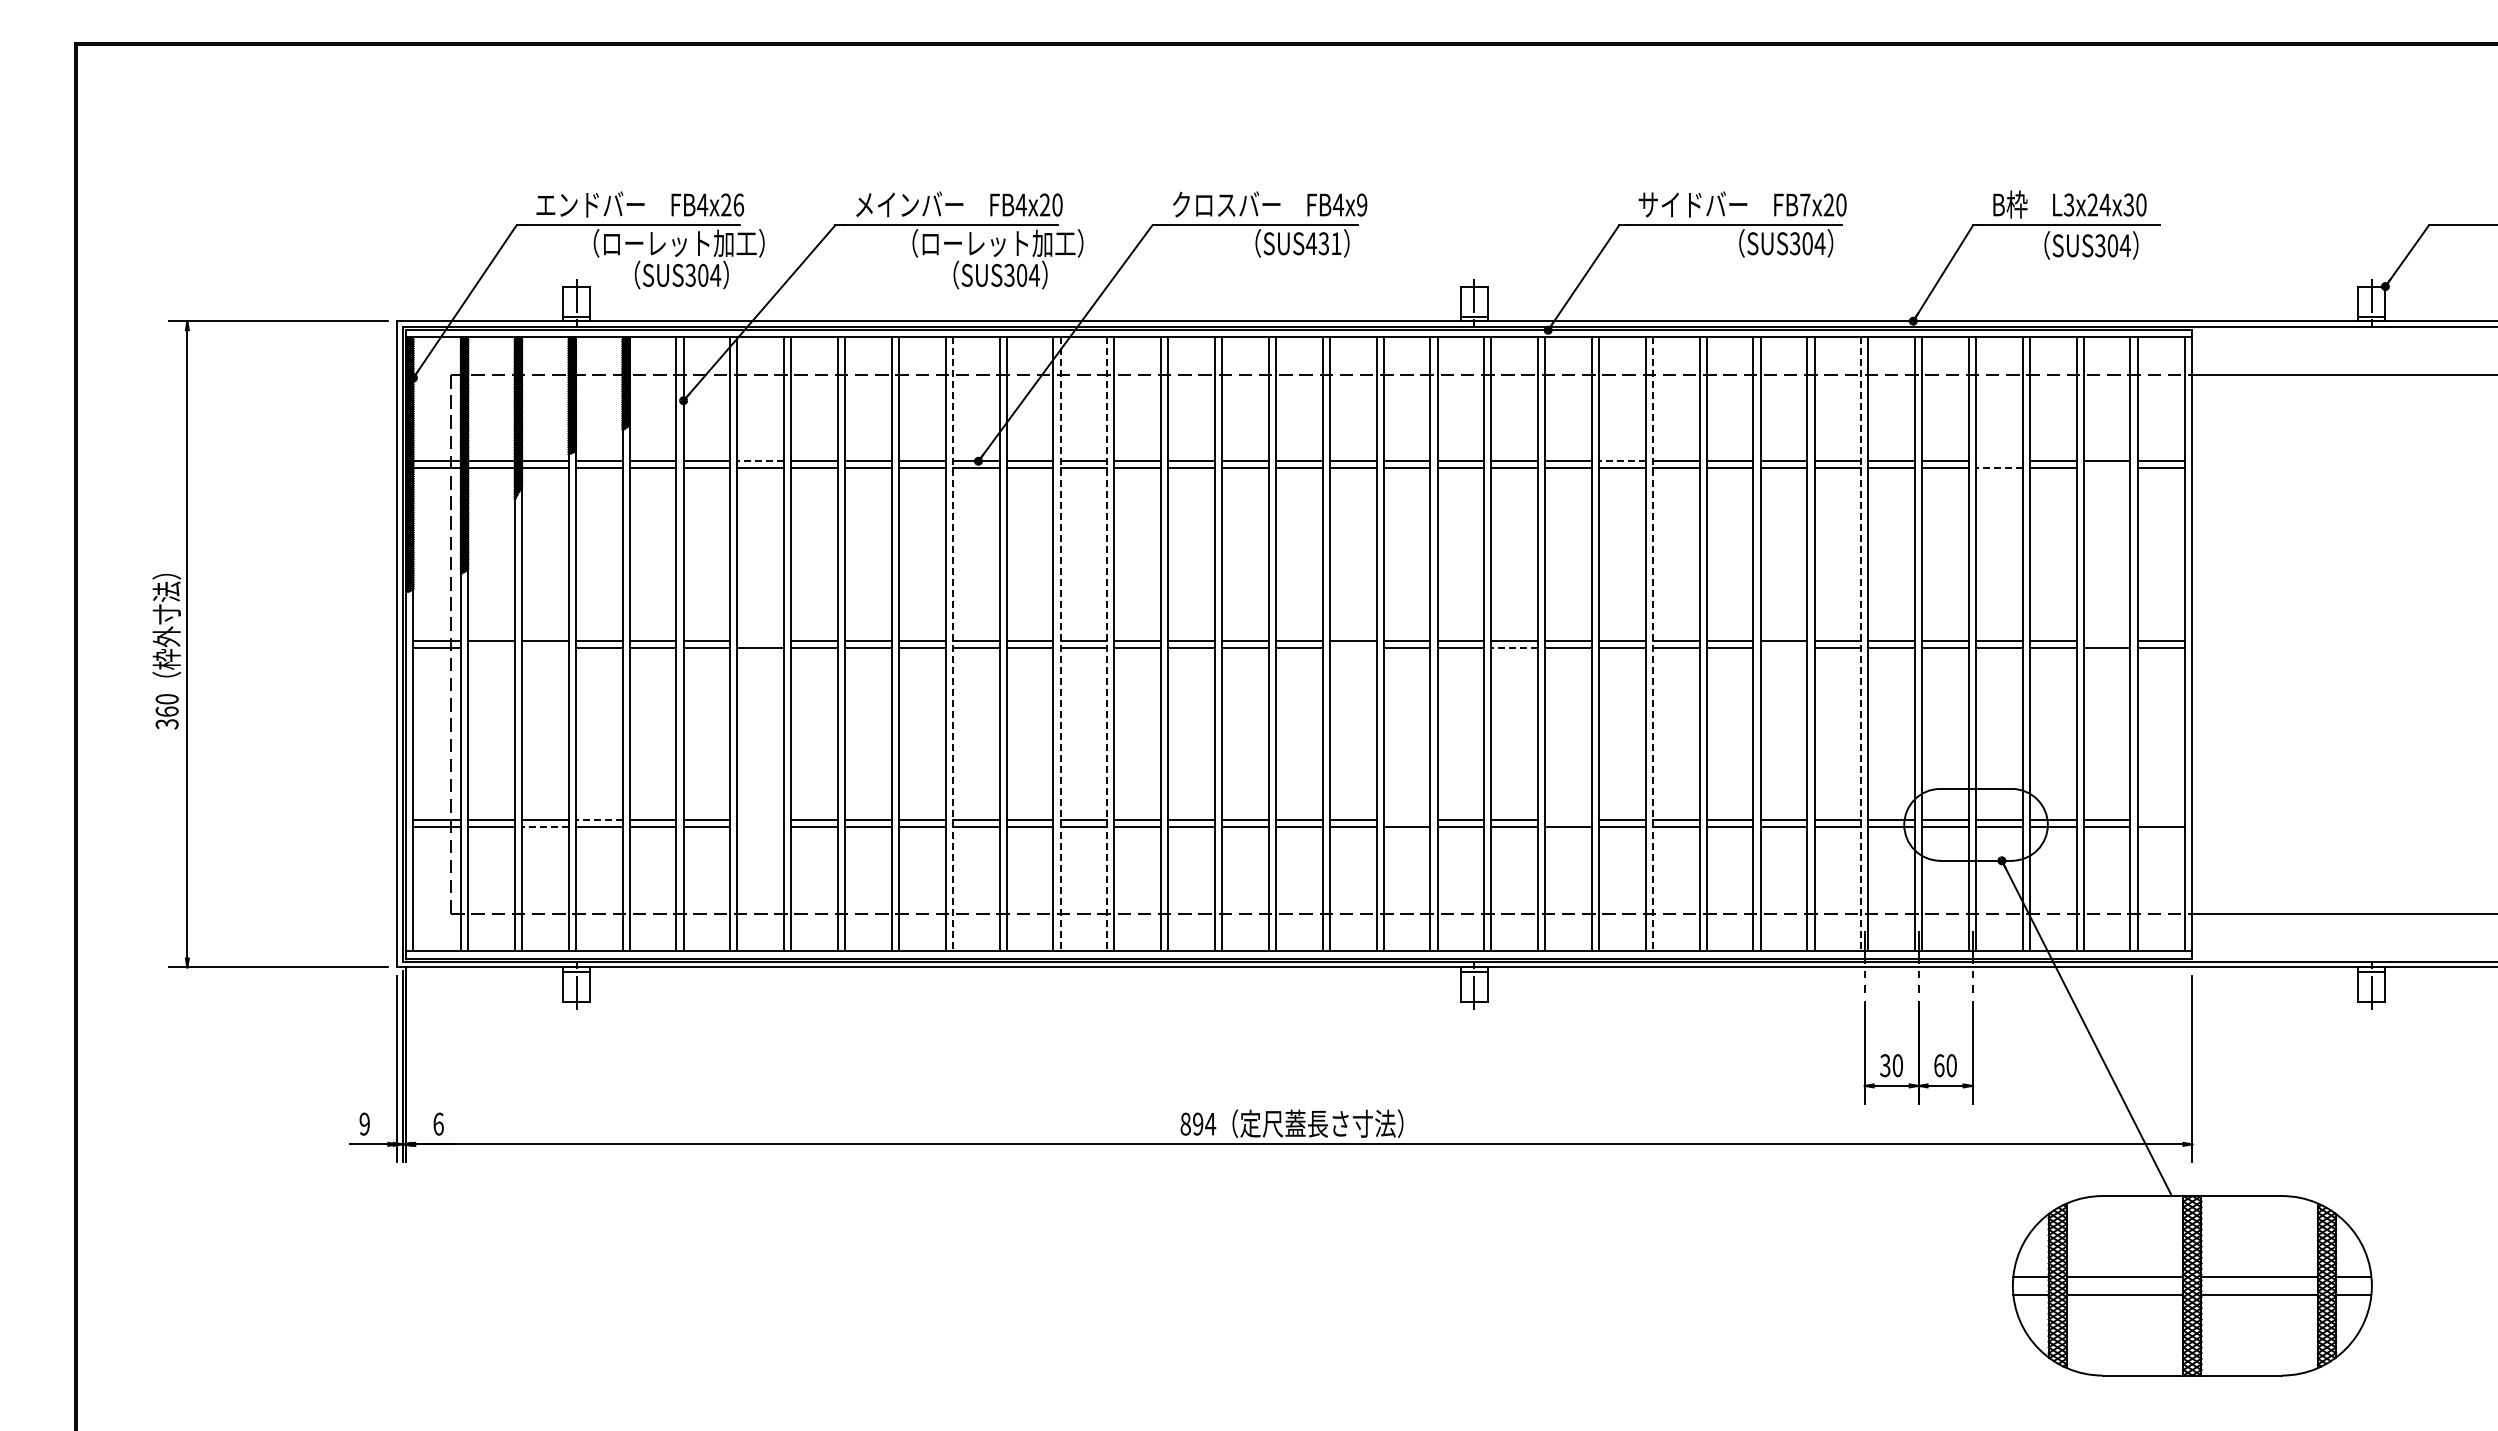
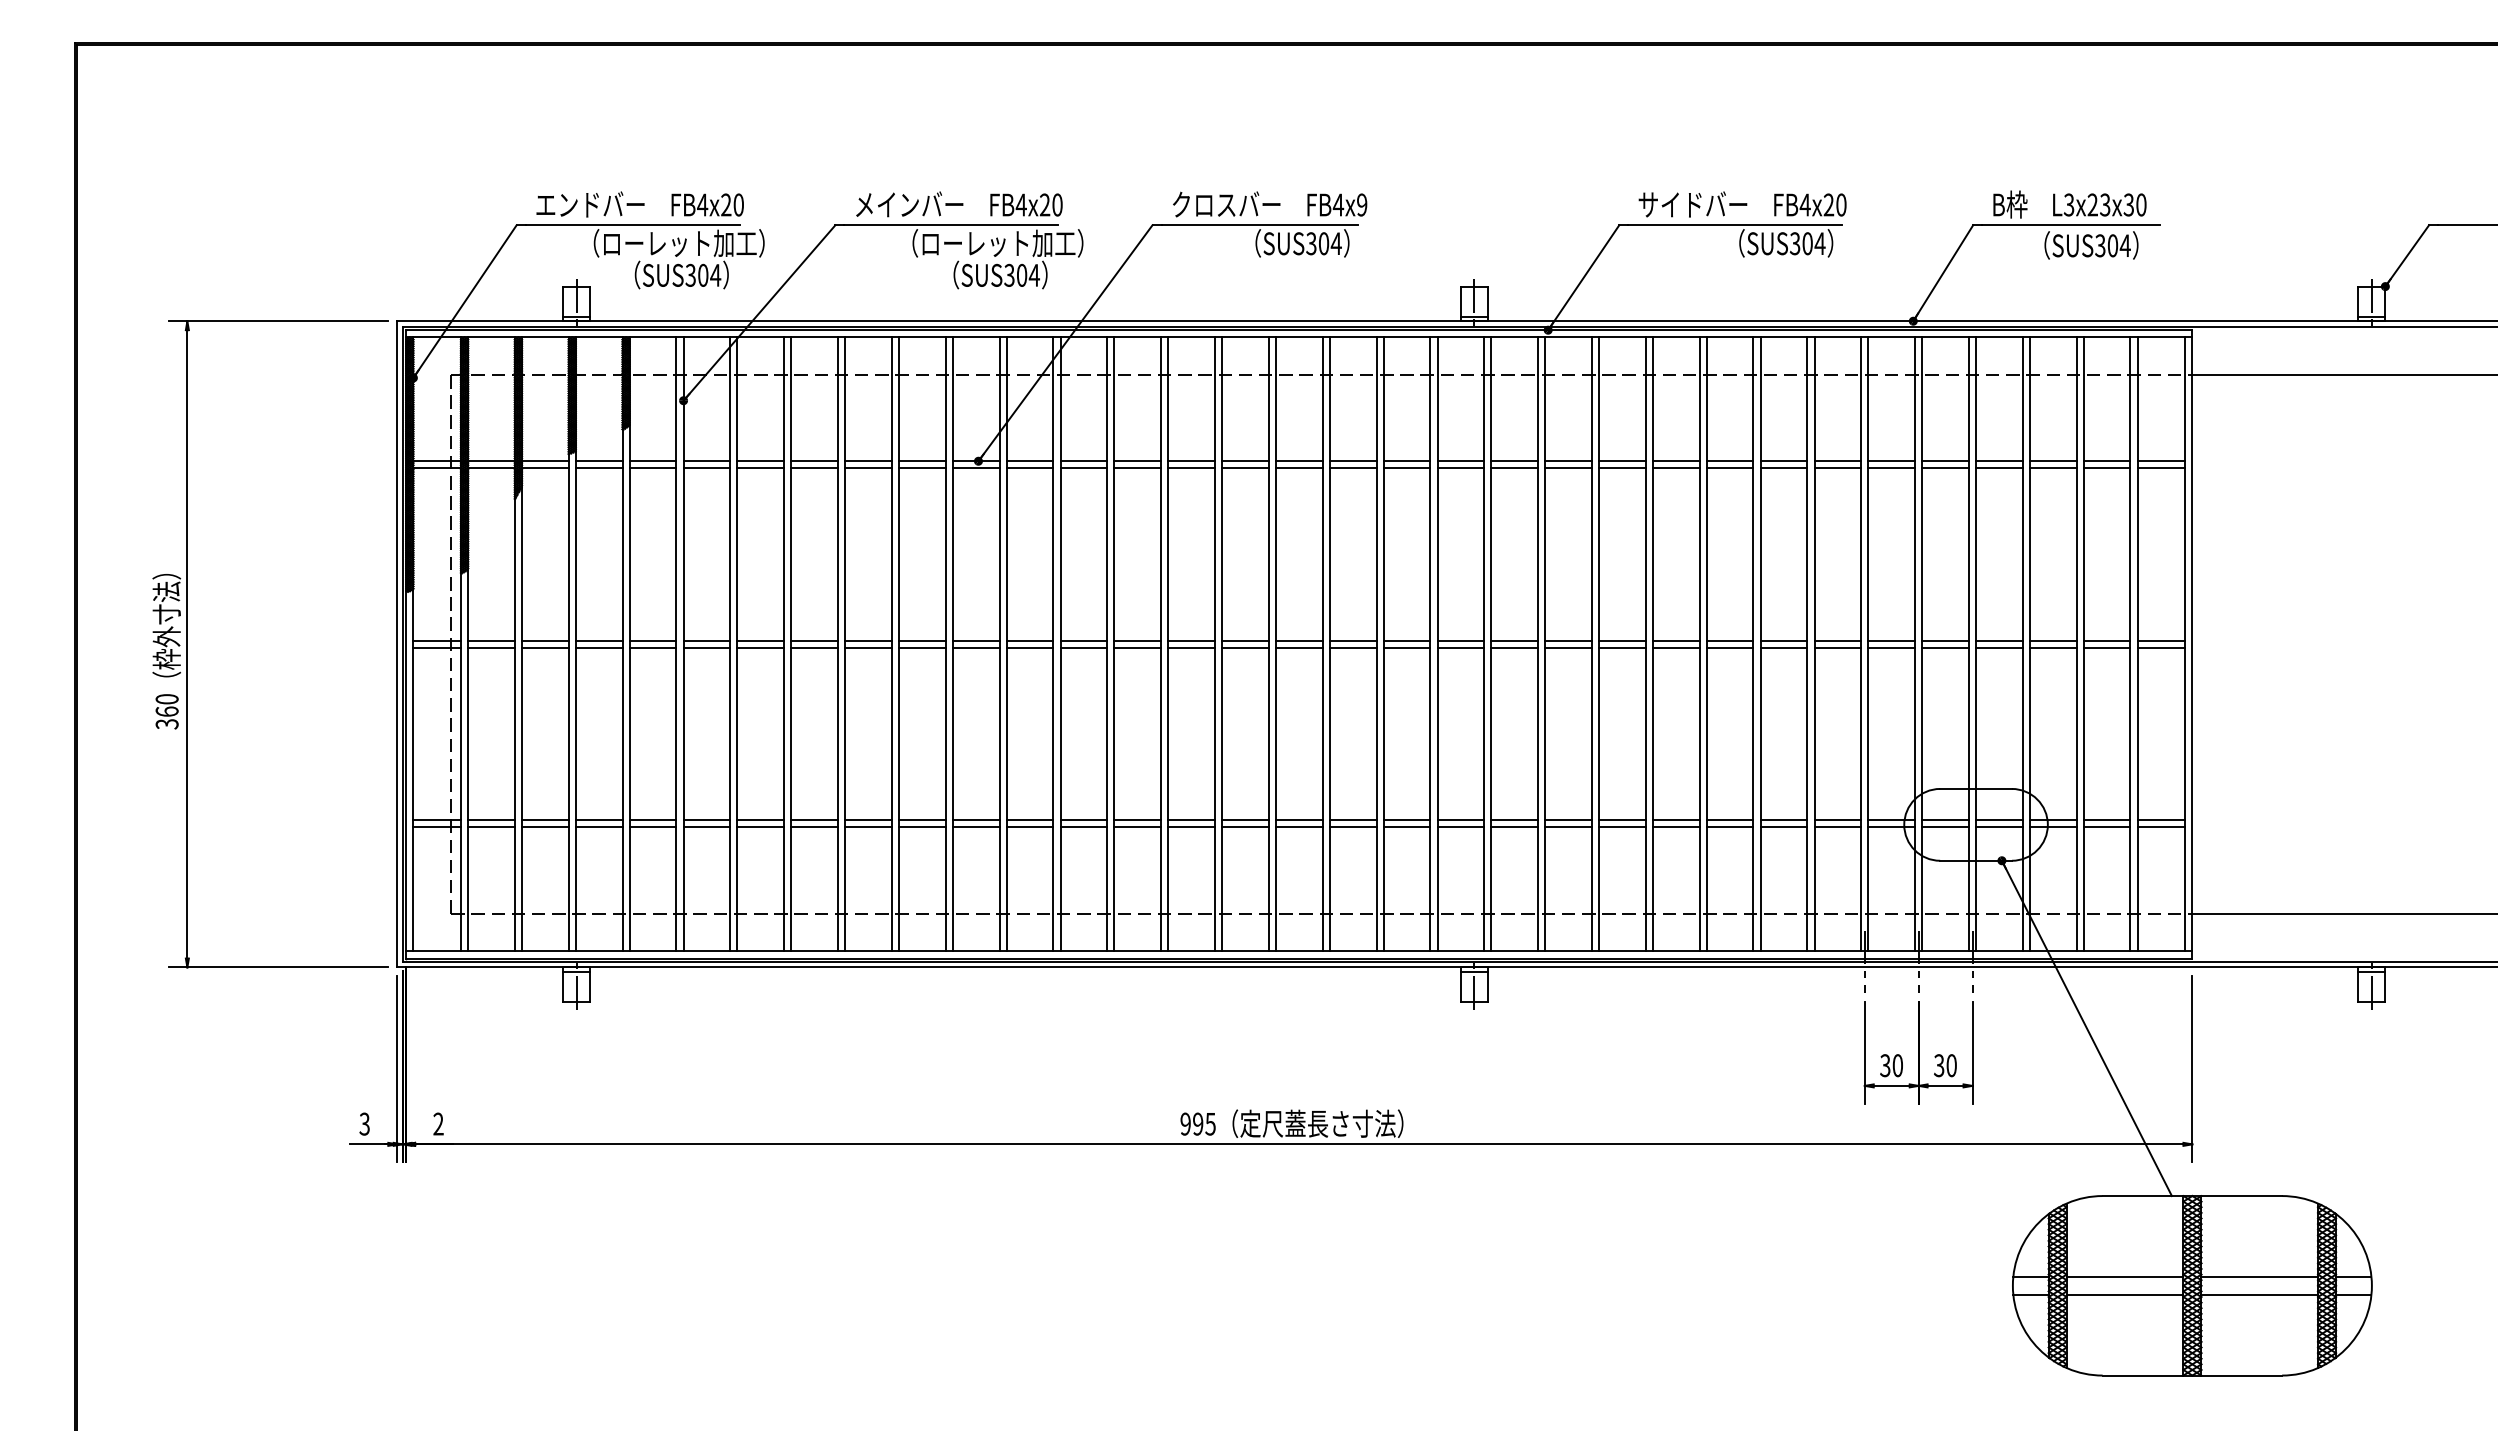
text: FB4x26 -> FB4x20 (738, 204)
text: FB7x20 -> FB4x20 (1804, 204)
text: L3x24x30 -> L3x23x30 (2104, 204)
text: SUS431 -> SUS304 (1323, 243)
line: dashed -> solid (760, 461)
line: dashed -> solid (1621, 461)
line: none -> present (1999, 461)
line: dashed -> solid (1998, 468)
line: none -> present (2106, 468)
line: none -> present (760, 640)
line: none -> present (2106, 640)
line: dashed -> solid (952, 644)
line: dashed -> solid (1060, 644)
line: dashed -> solid (1107, 644)
line: dashed -> solid (1652, 644)
line: dashed -> solid (1861, 644)
line: none -> present (491, 647)
line: none -> present (545, 647)
line: none -> present (1352, 647)
line: dashed -> solid (1514, 647)
line: none -> present (1783, 647)
line: dashed -> solid (598, 820)
line: none -> present (760, 820)
line: none -> present (1406, 820)
line: none -> present (1568, 820)
line: none -> present (2161, 820)
line: dashed -> solid (544, 827)
line: none -> present (760, 827)
text: 60 -> 30 (1939, 1065)
text: 6 -> 2 (438, 1123)
text: 894 -> 995 (1198, 1123)
text: 9 -> 3 (364, 1124)
